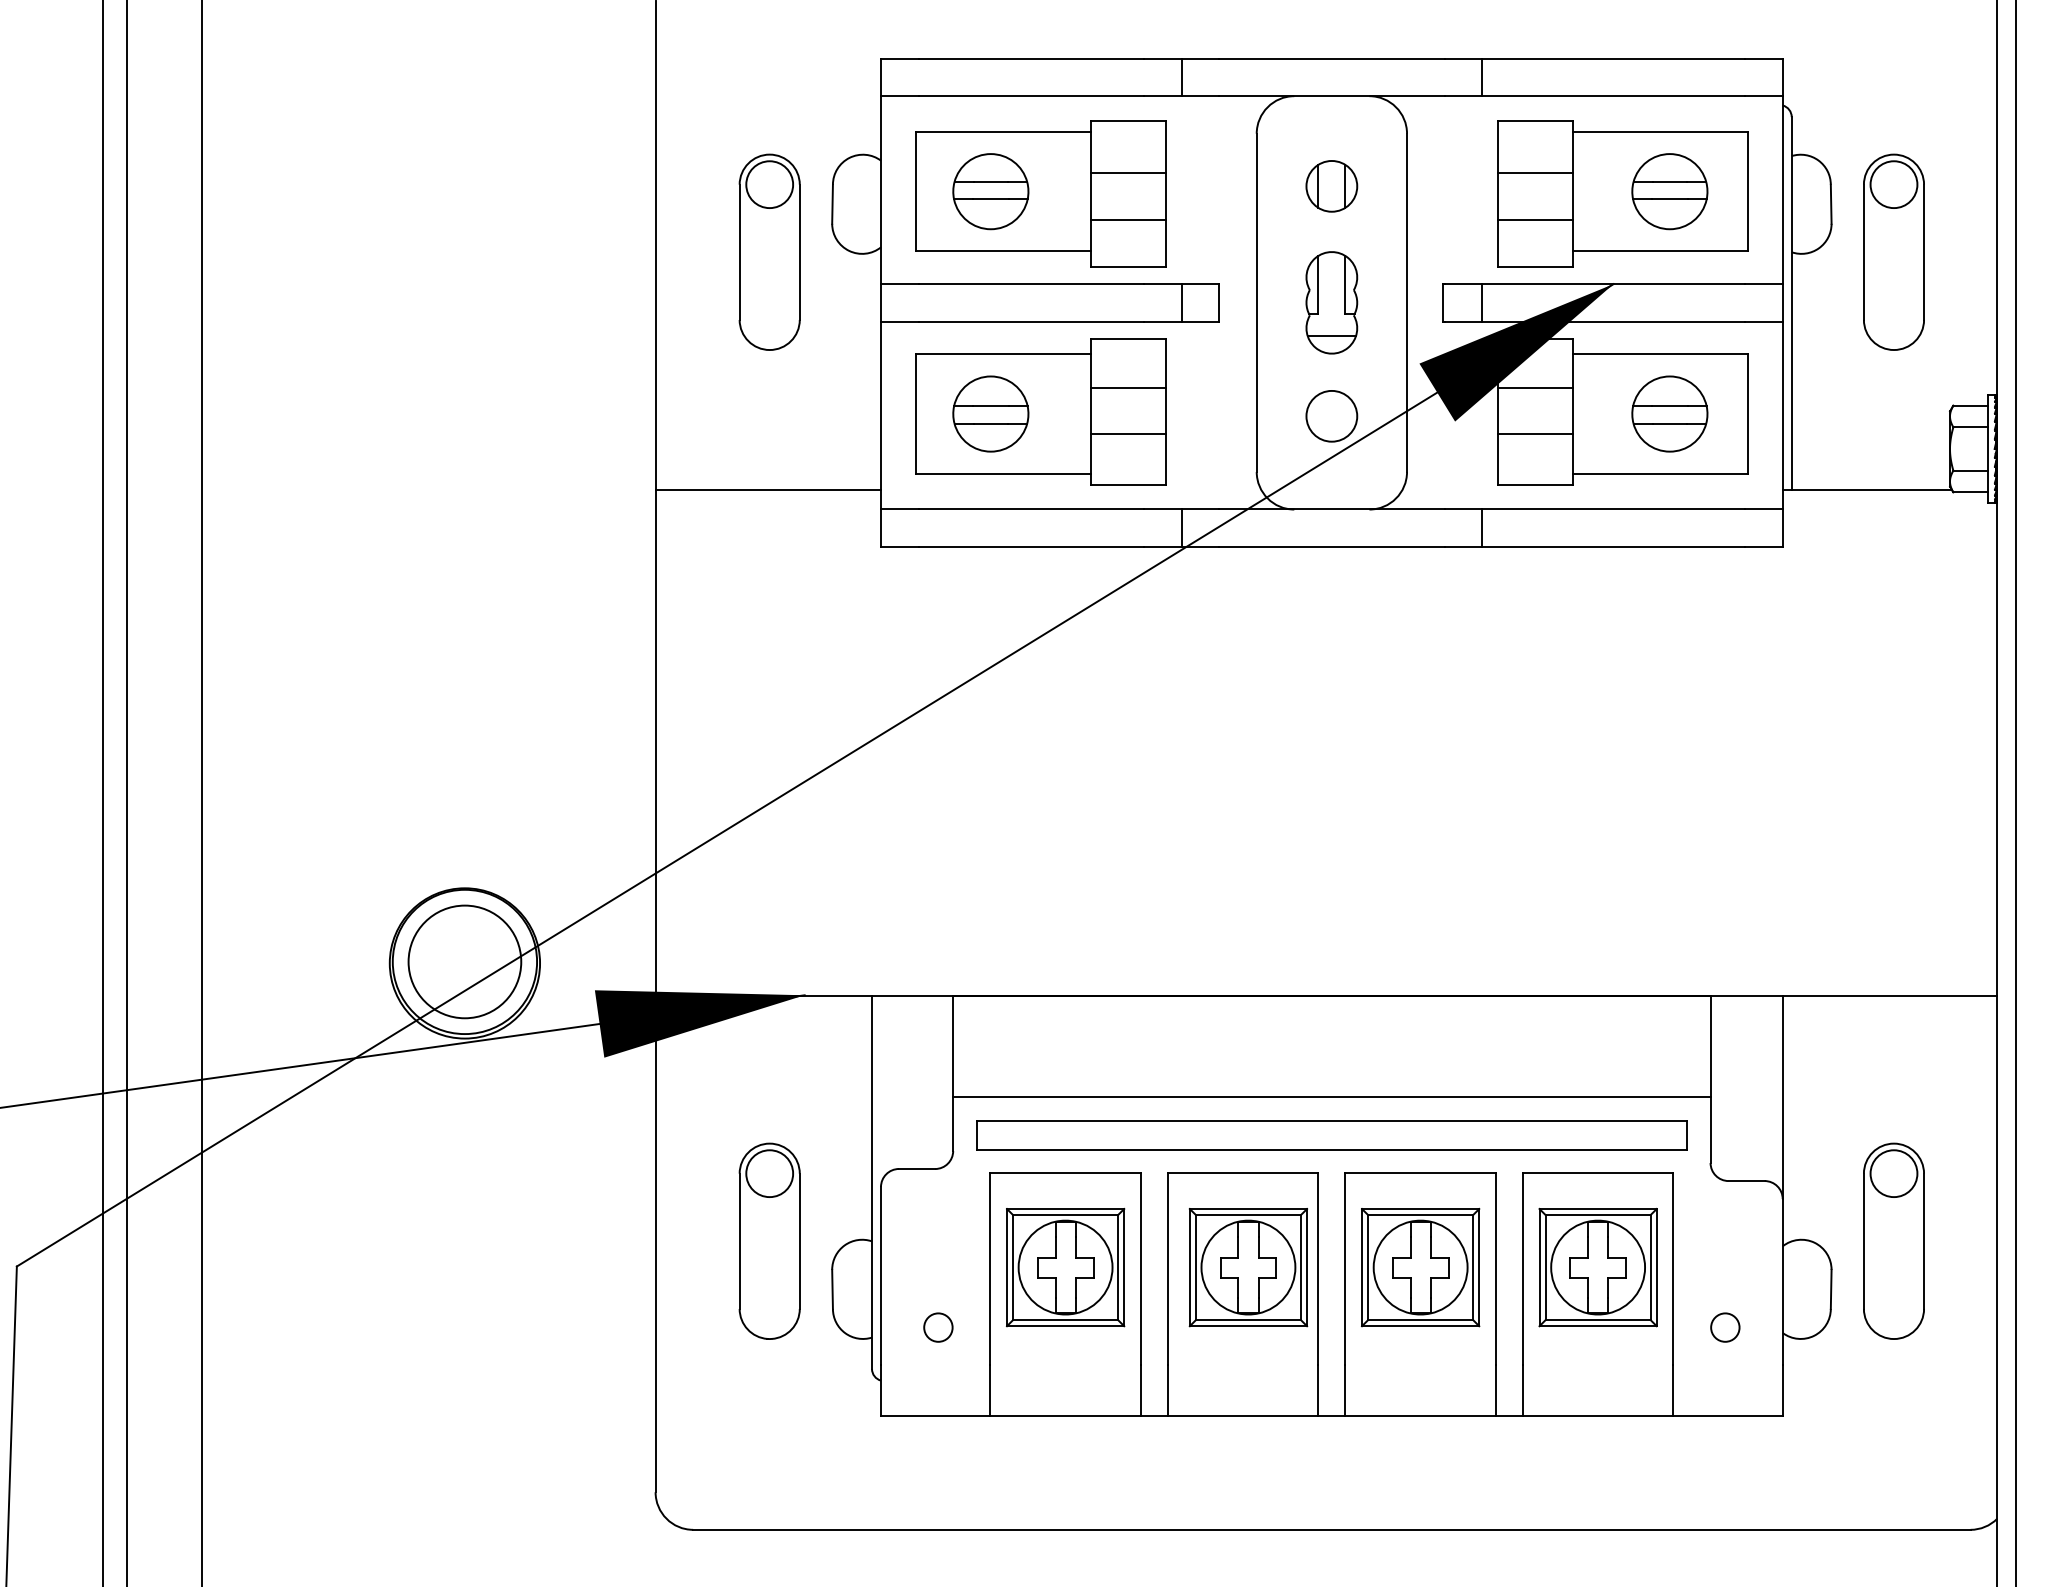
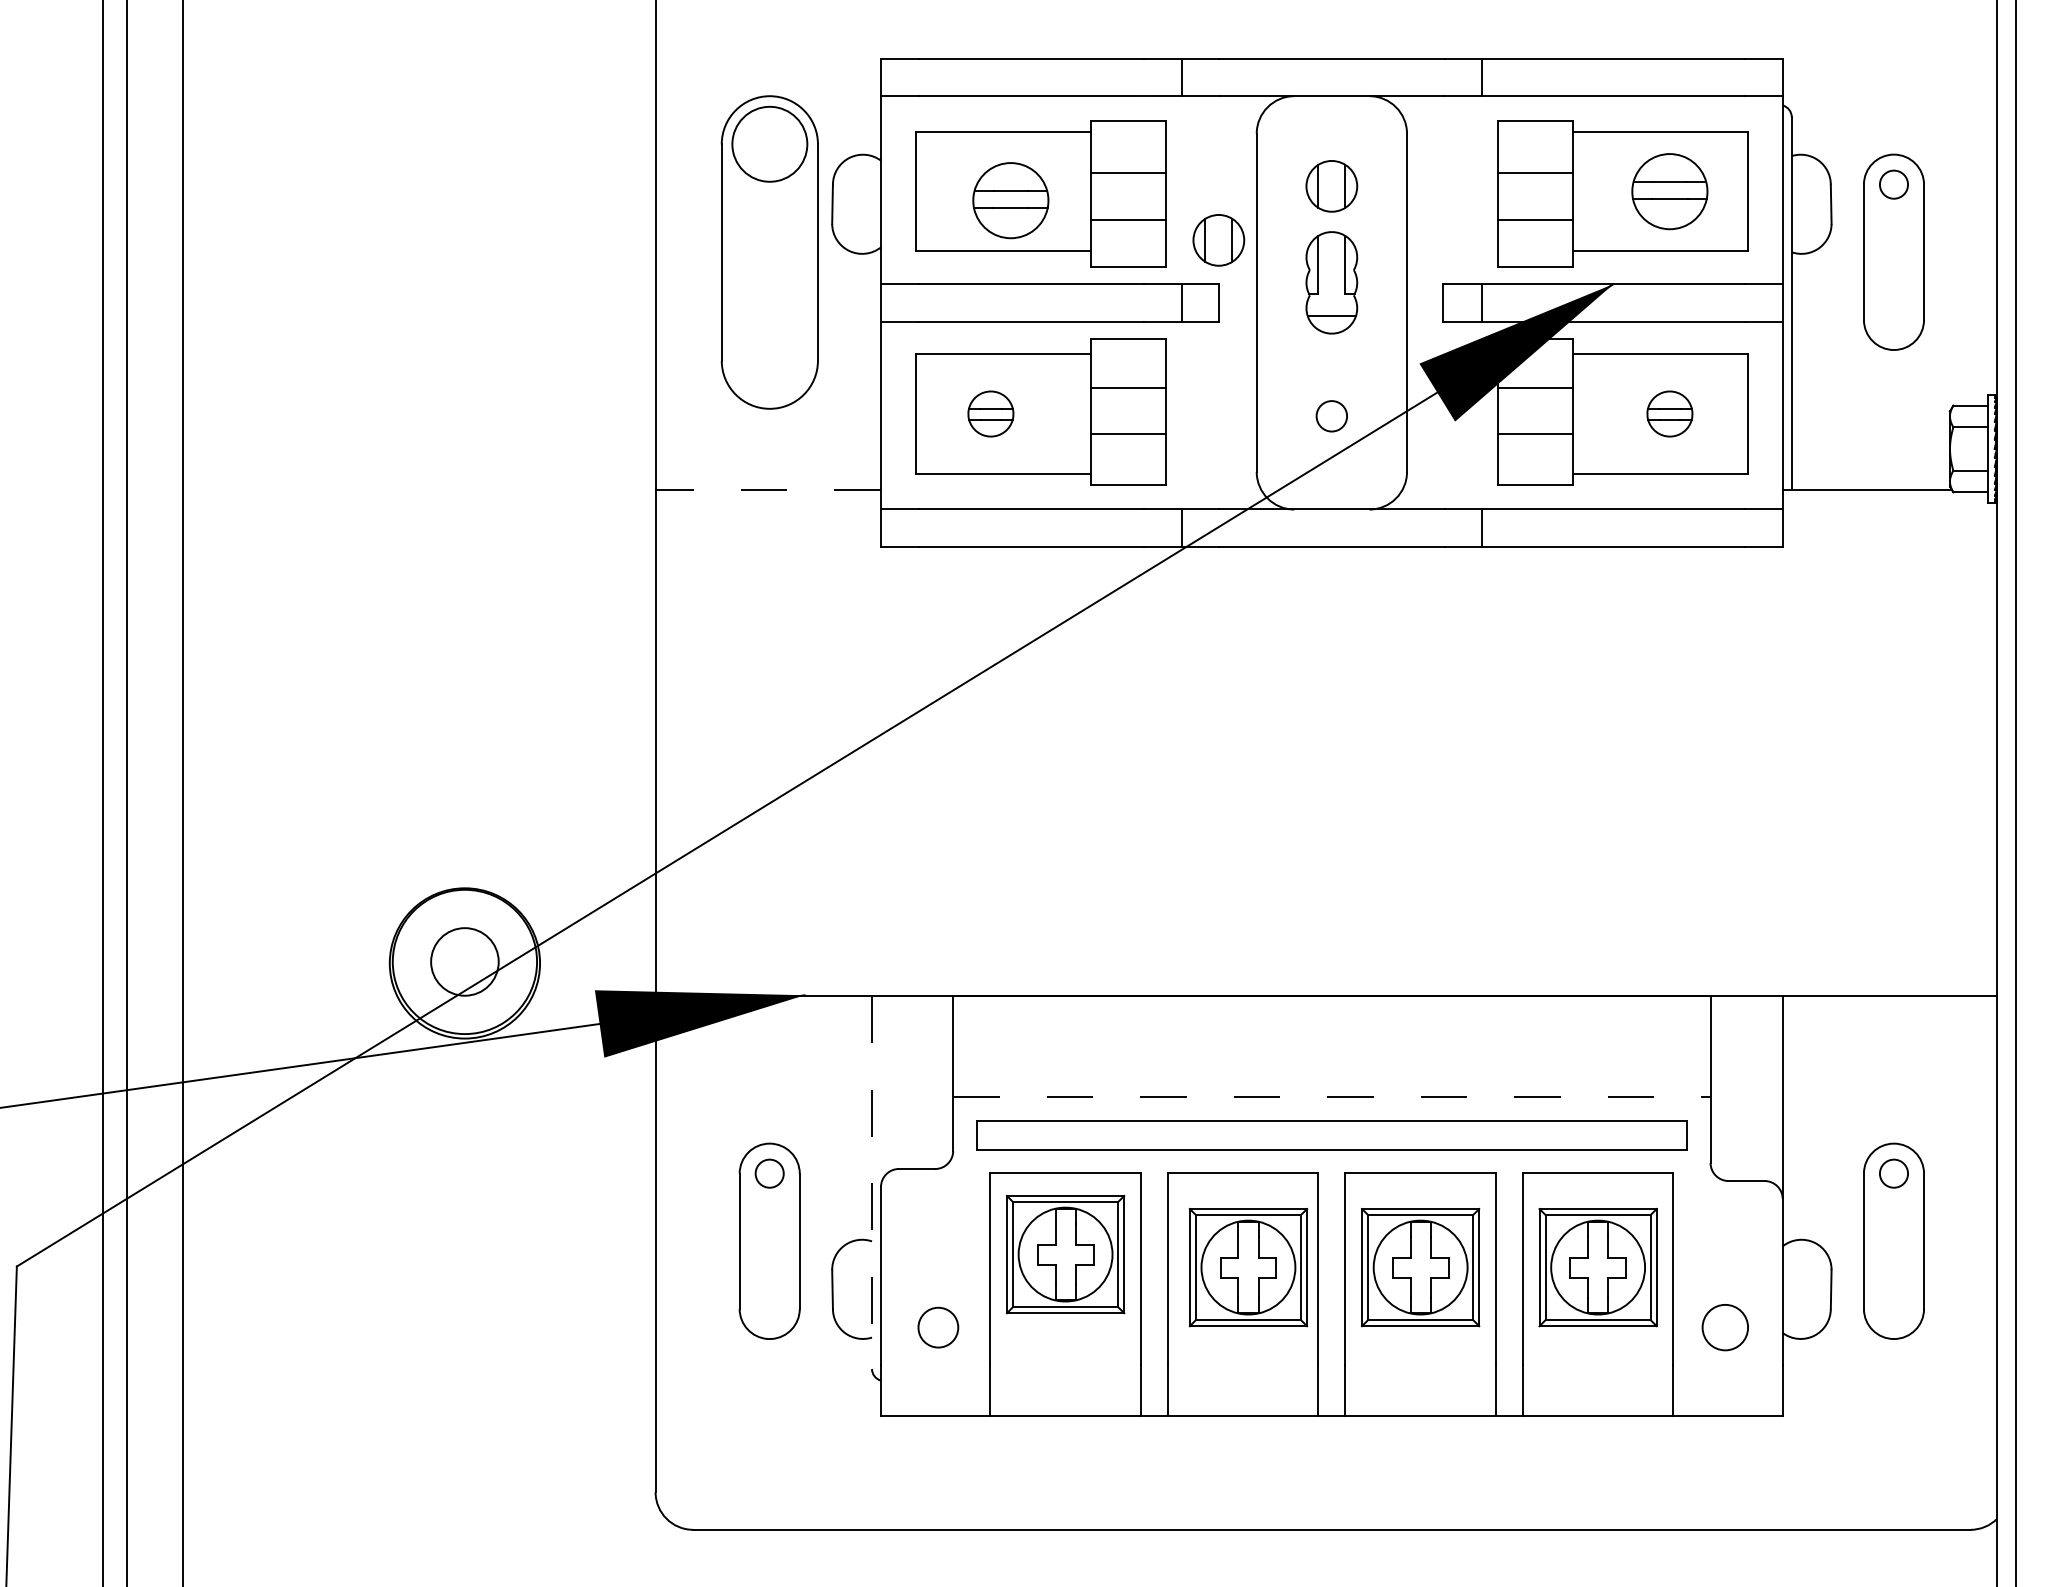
circle diameter: 47 px -> 28 px (1893, 184)
part position: (990, 191) -> (1010, 200) (1010, 200)
part: none -> present (1218, 240)
part size: 63x198 px -> 99x315 px (769, 252)
part position: (1331, 302) -> (1331, 282) (1331, 282)
part size: 78x78 px -> 48x48 px (990, 413)
part size: 78x78 px -> 48x48 px (1669, 413)
circle diameter: 51 px -> 30 px (1331, 416)
line: solid -> dashed (768, 489)
line position: (201, 792) -> (182, 792) (182, 792)
circle diameter: 113 px -> 68 px (464, 961)
line: solid -> dashed (1331, 1096)
circle diameter: 47 px -> 28 px (769, 1173)
circle diameter: 47 px -> 28 px (1893, 1173)
line: solid -> dashed (872, 1183)
part position: (1065, 1267) -> (1065, 1254) (1065, 1254)
circle size: 31x31 px -> 43x43 px (938, 1327)
circle diameter: 28 px -> 45 px (1725, 1327)
